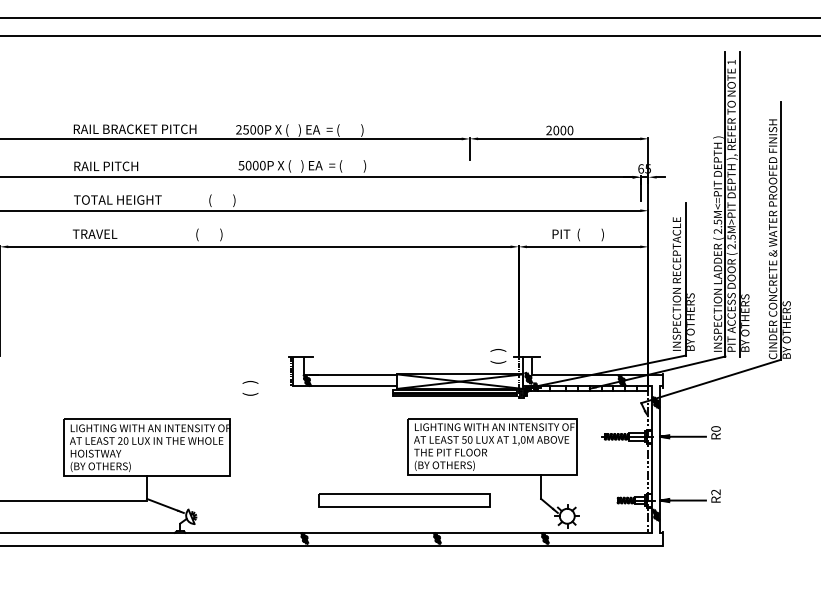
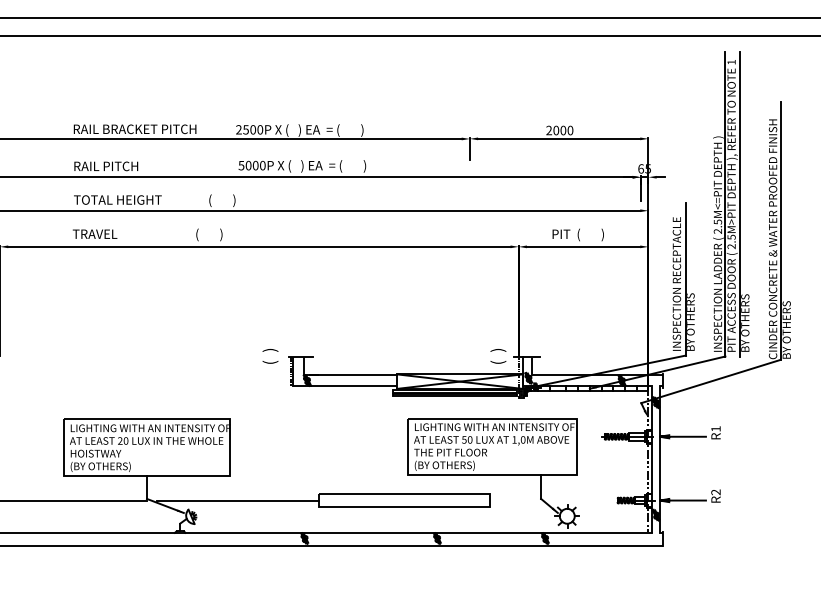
text position: (250, 388) -> (270, 356) (270, 356)
text: R0 -> R1 (715, 428)
line: none -> present (238, 500)
